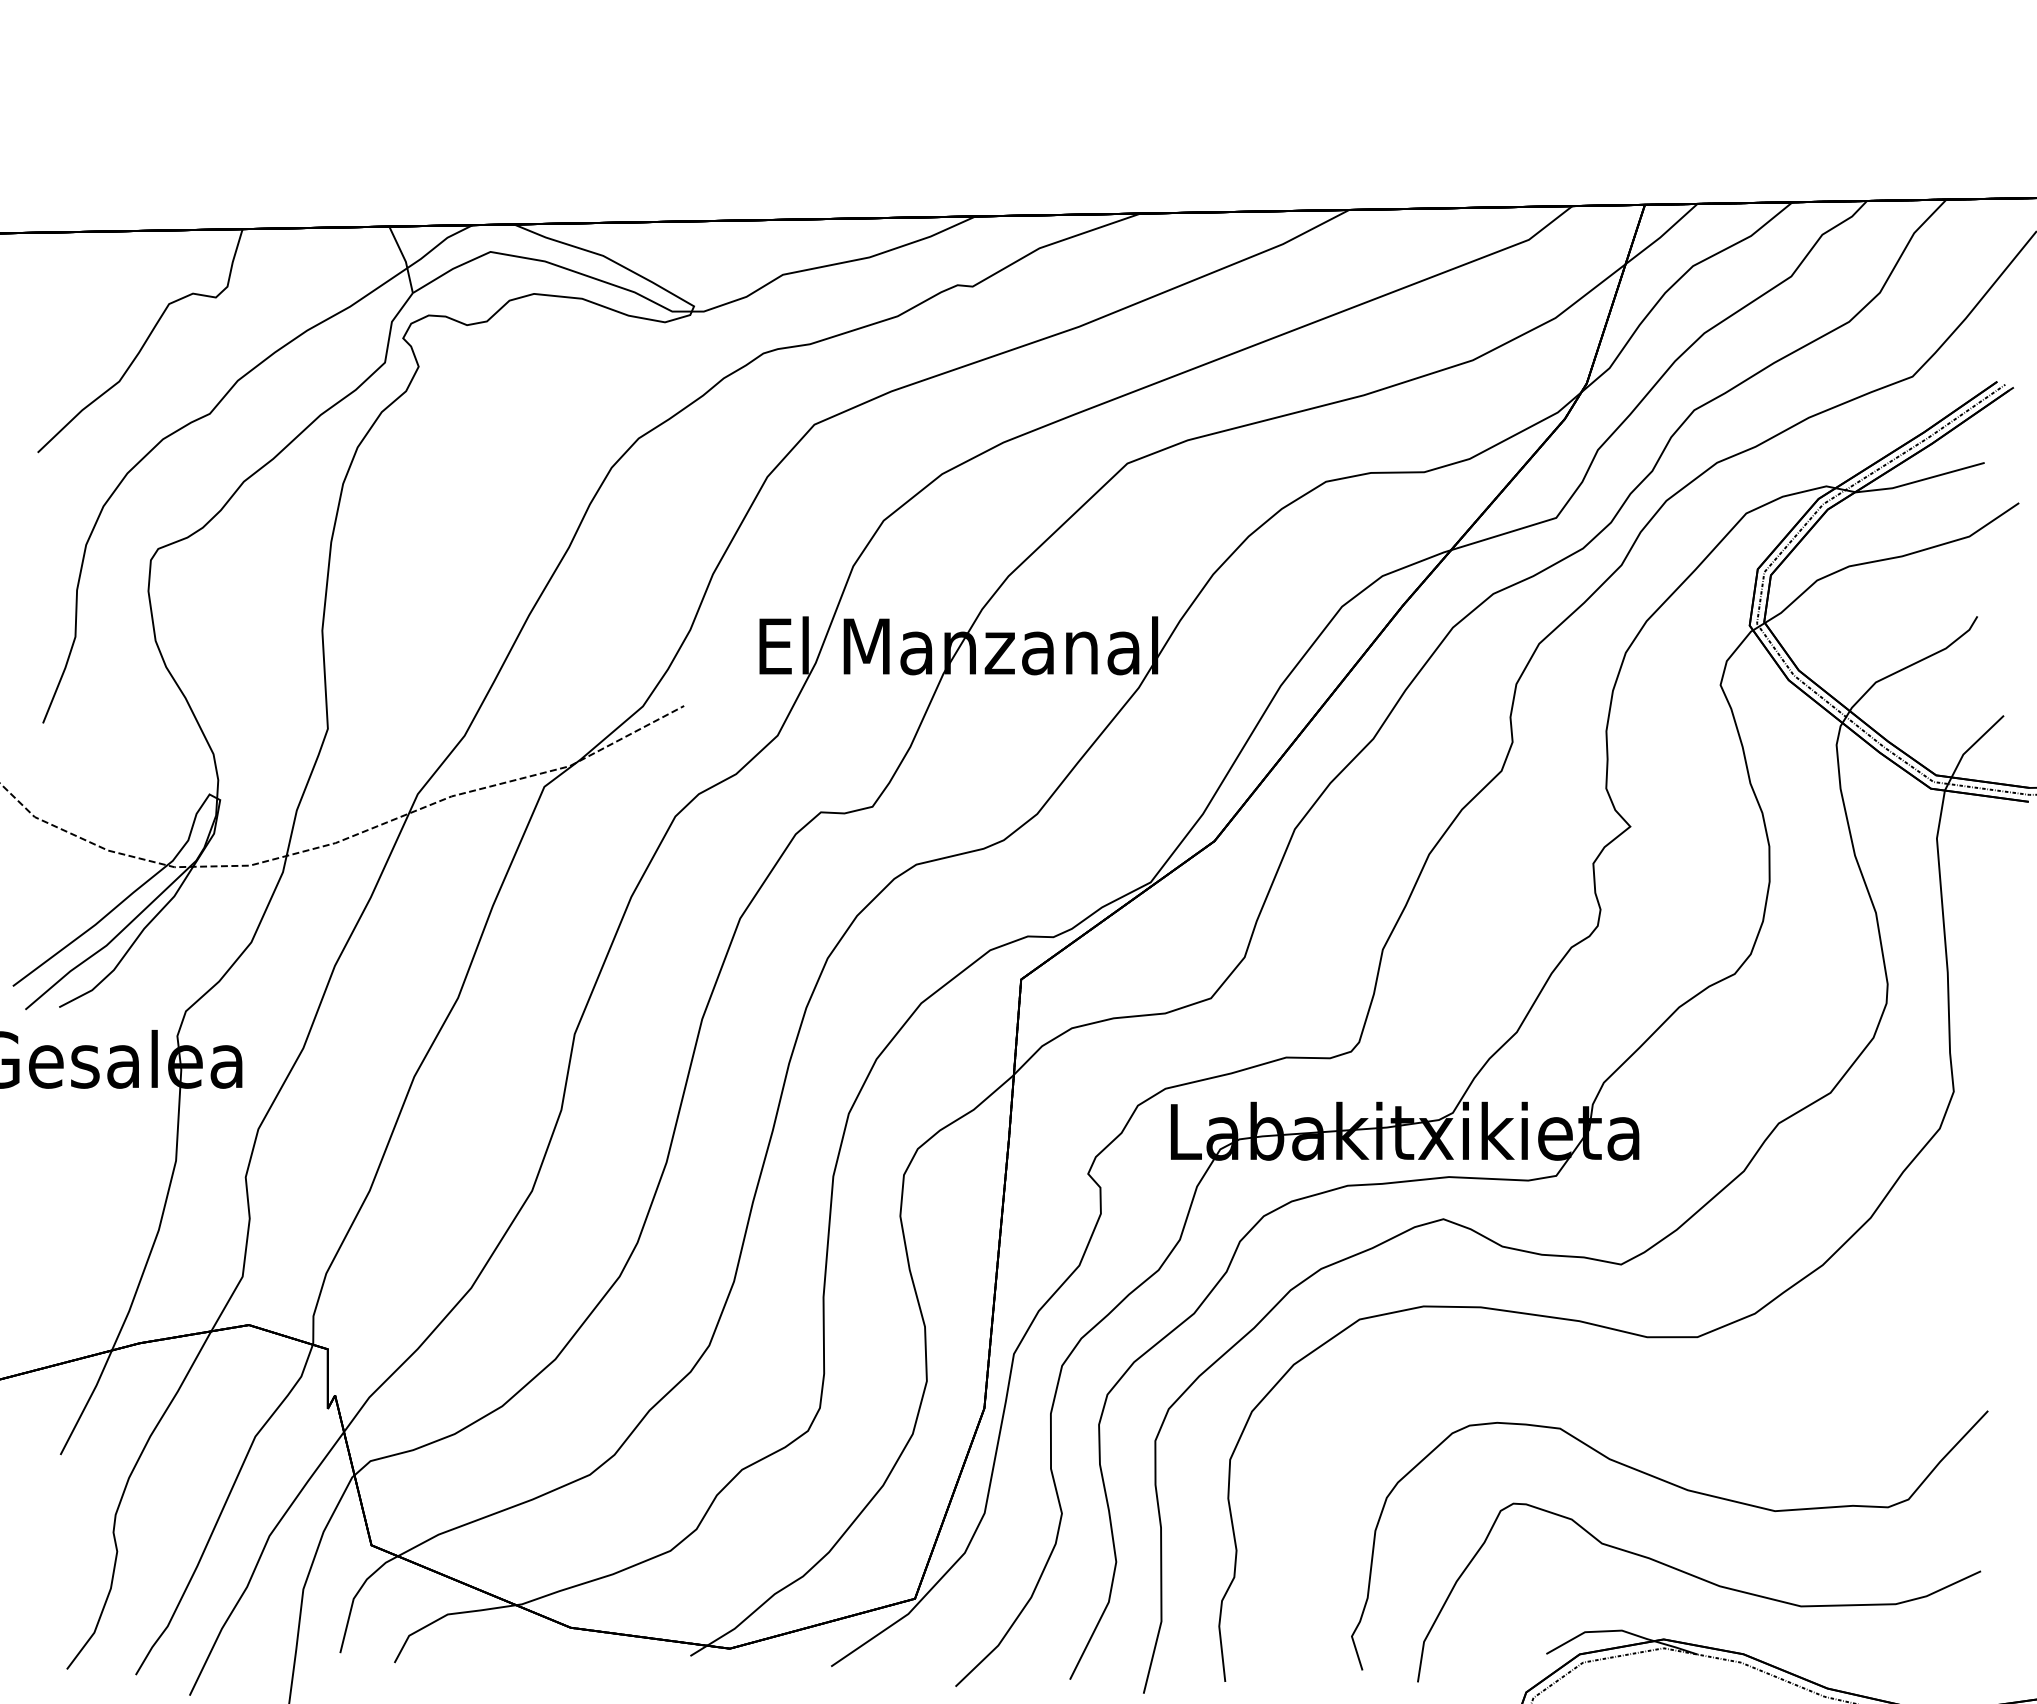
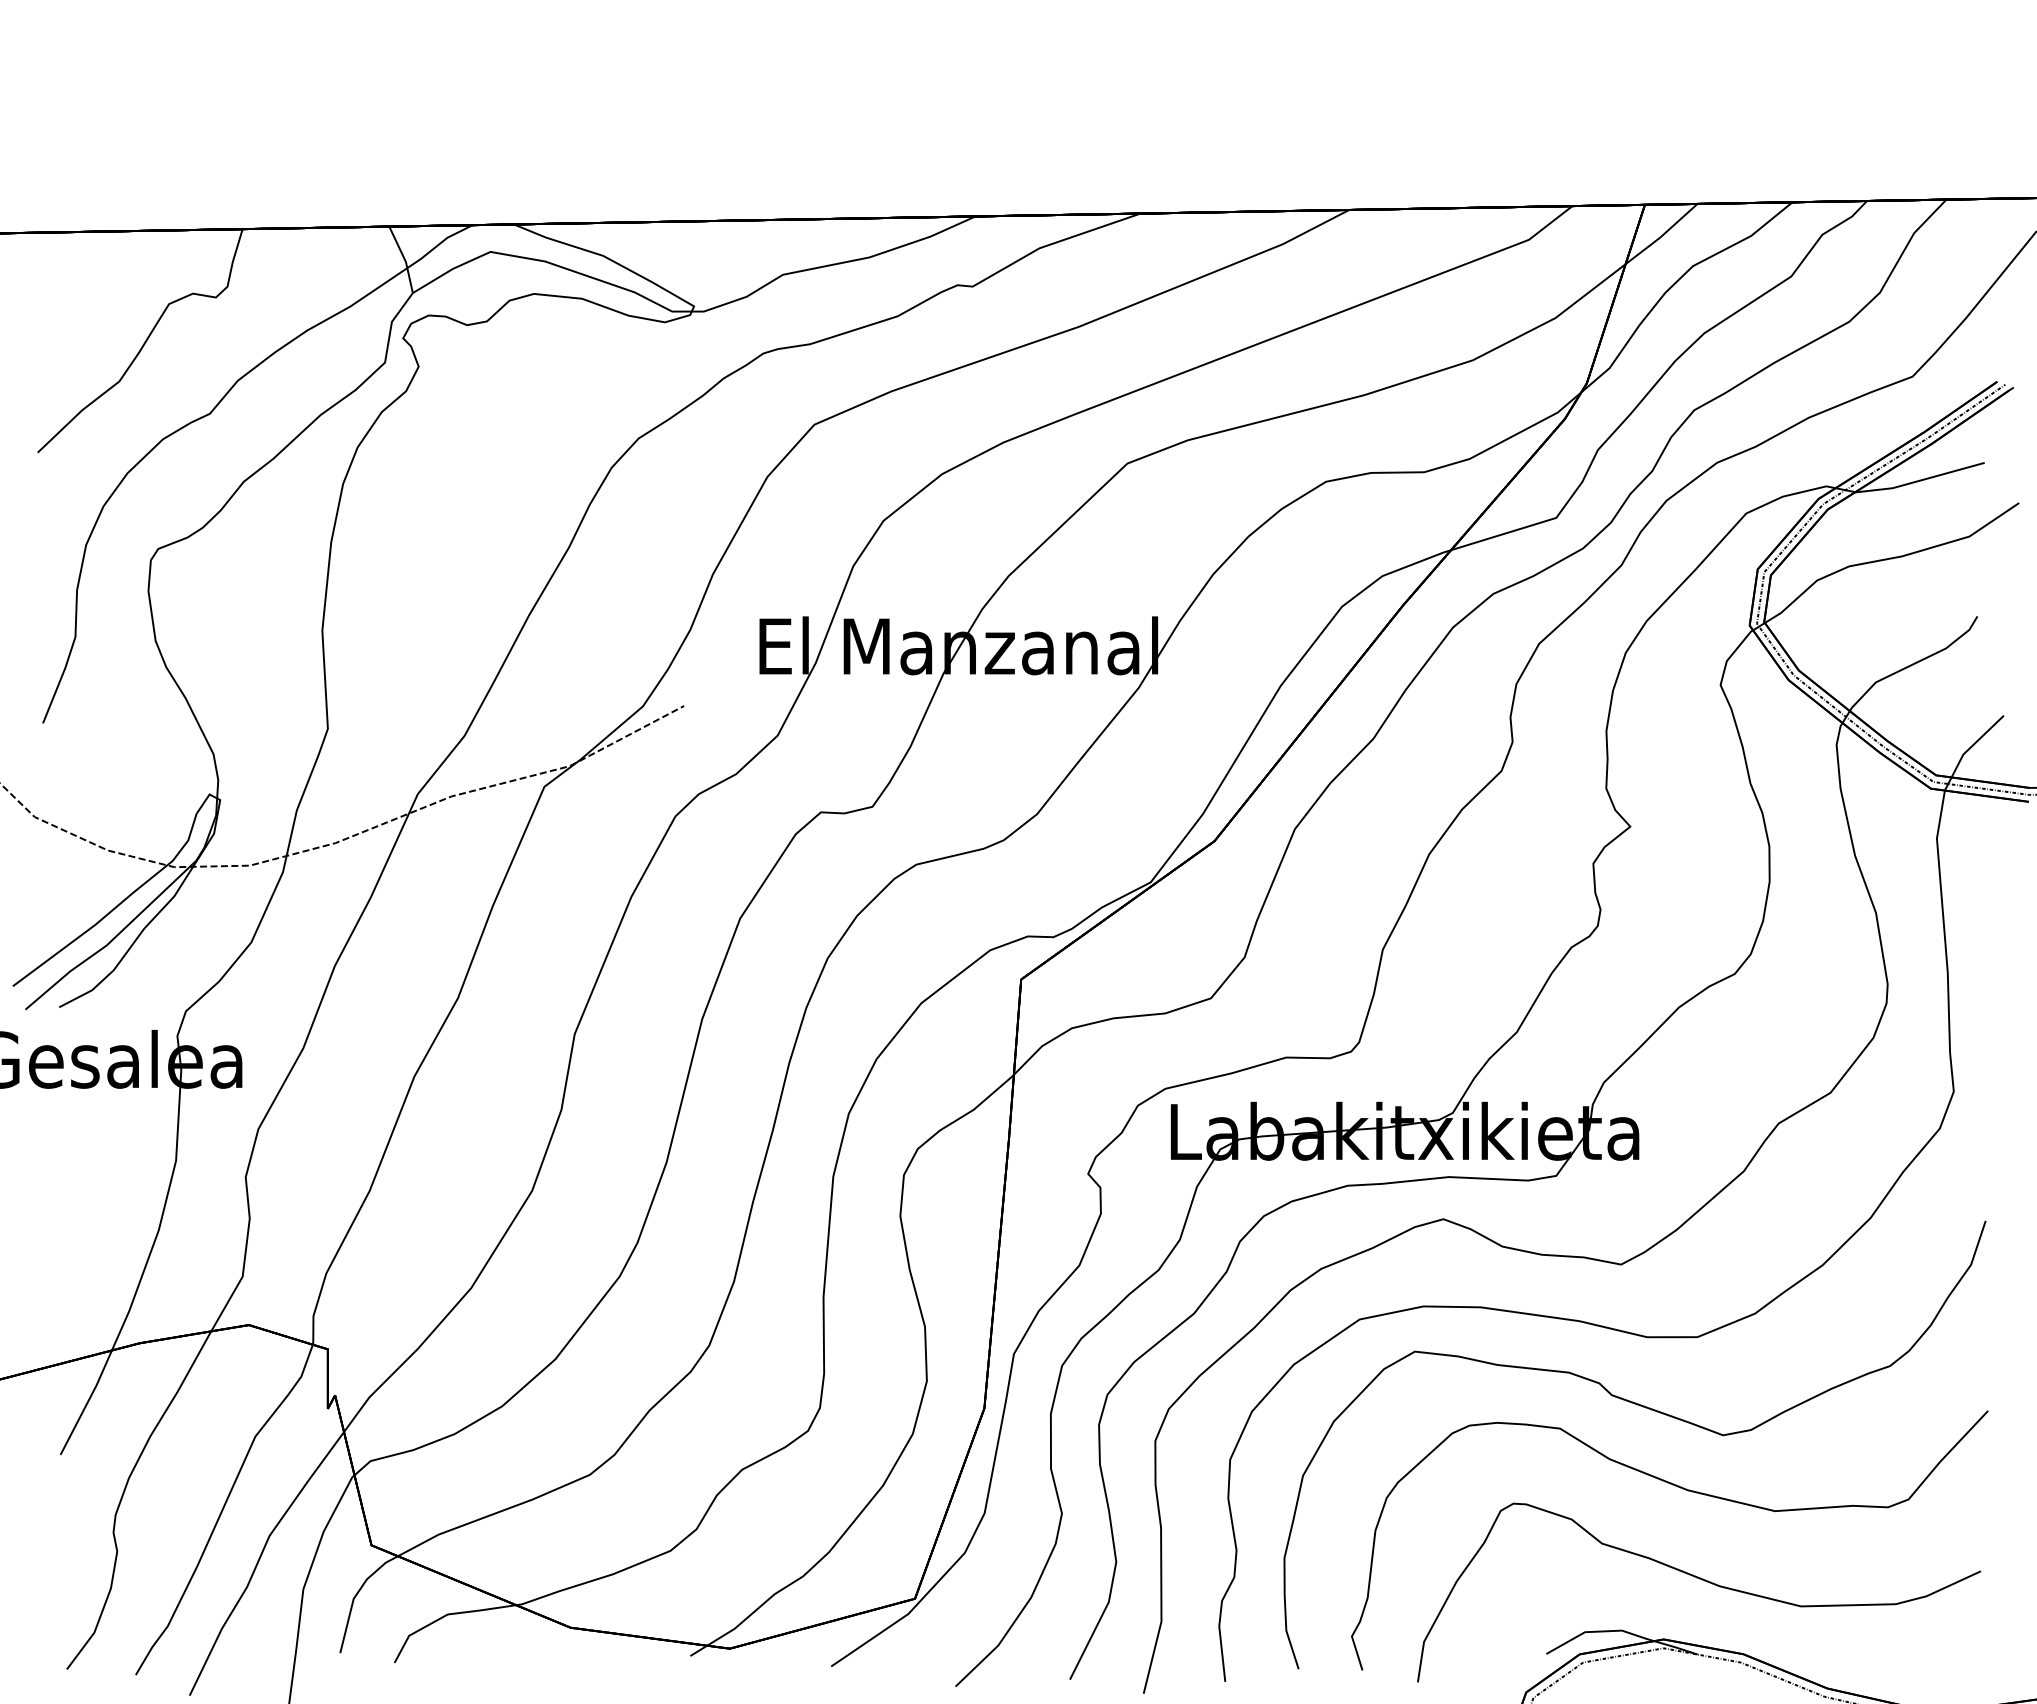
part: none -> present (1645, 1408)
